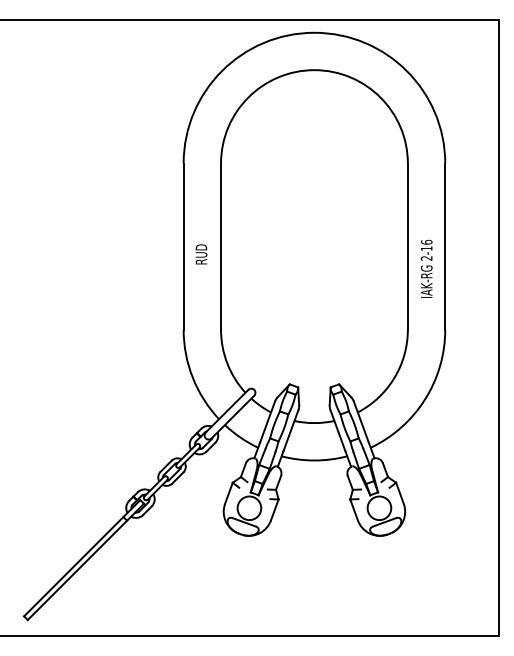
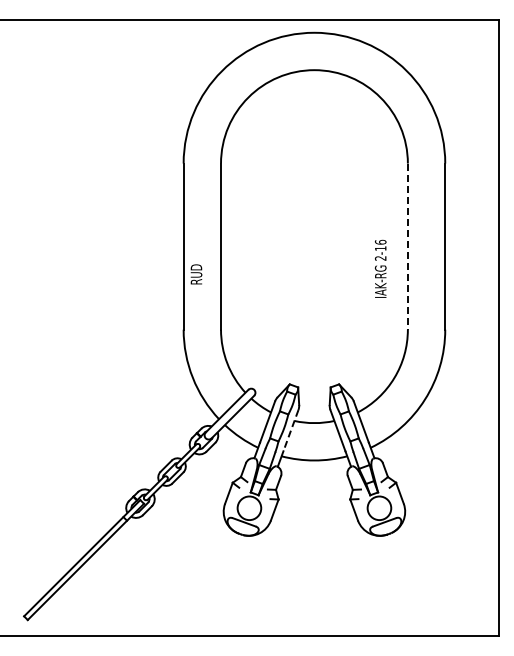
line: solid -> dashed (407, 247)
text position: (201, 254) -> (196, 274) (196, 274)
text position: (426, 268) -> (380, 268) (380, 268)
line: solid -> dashed (290, 430)
